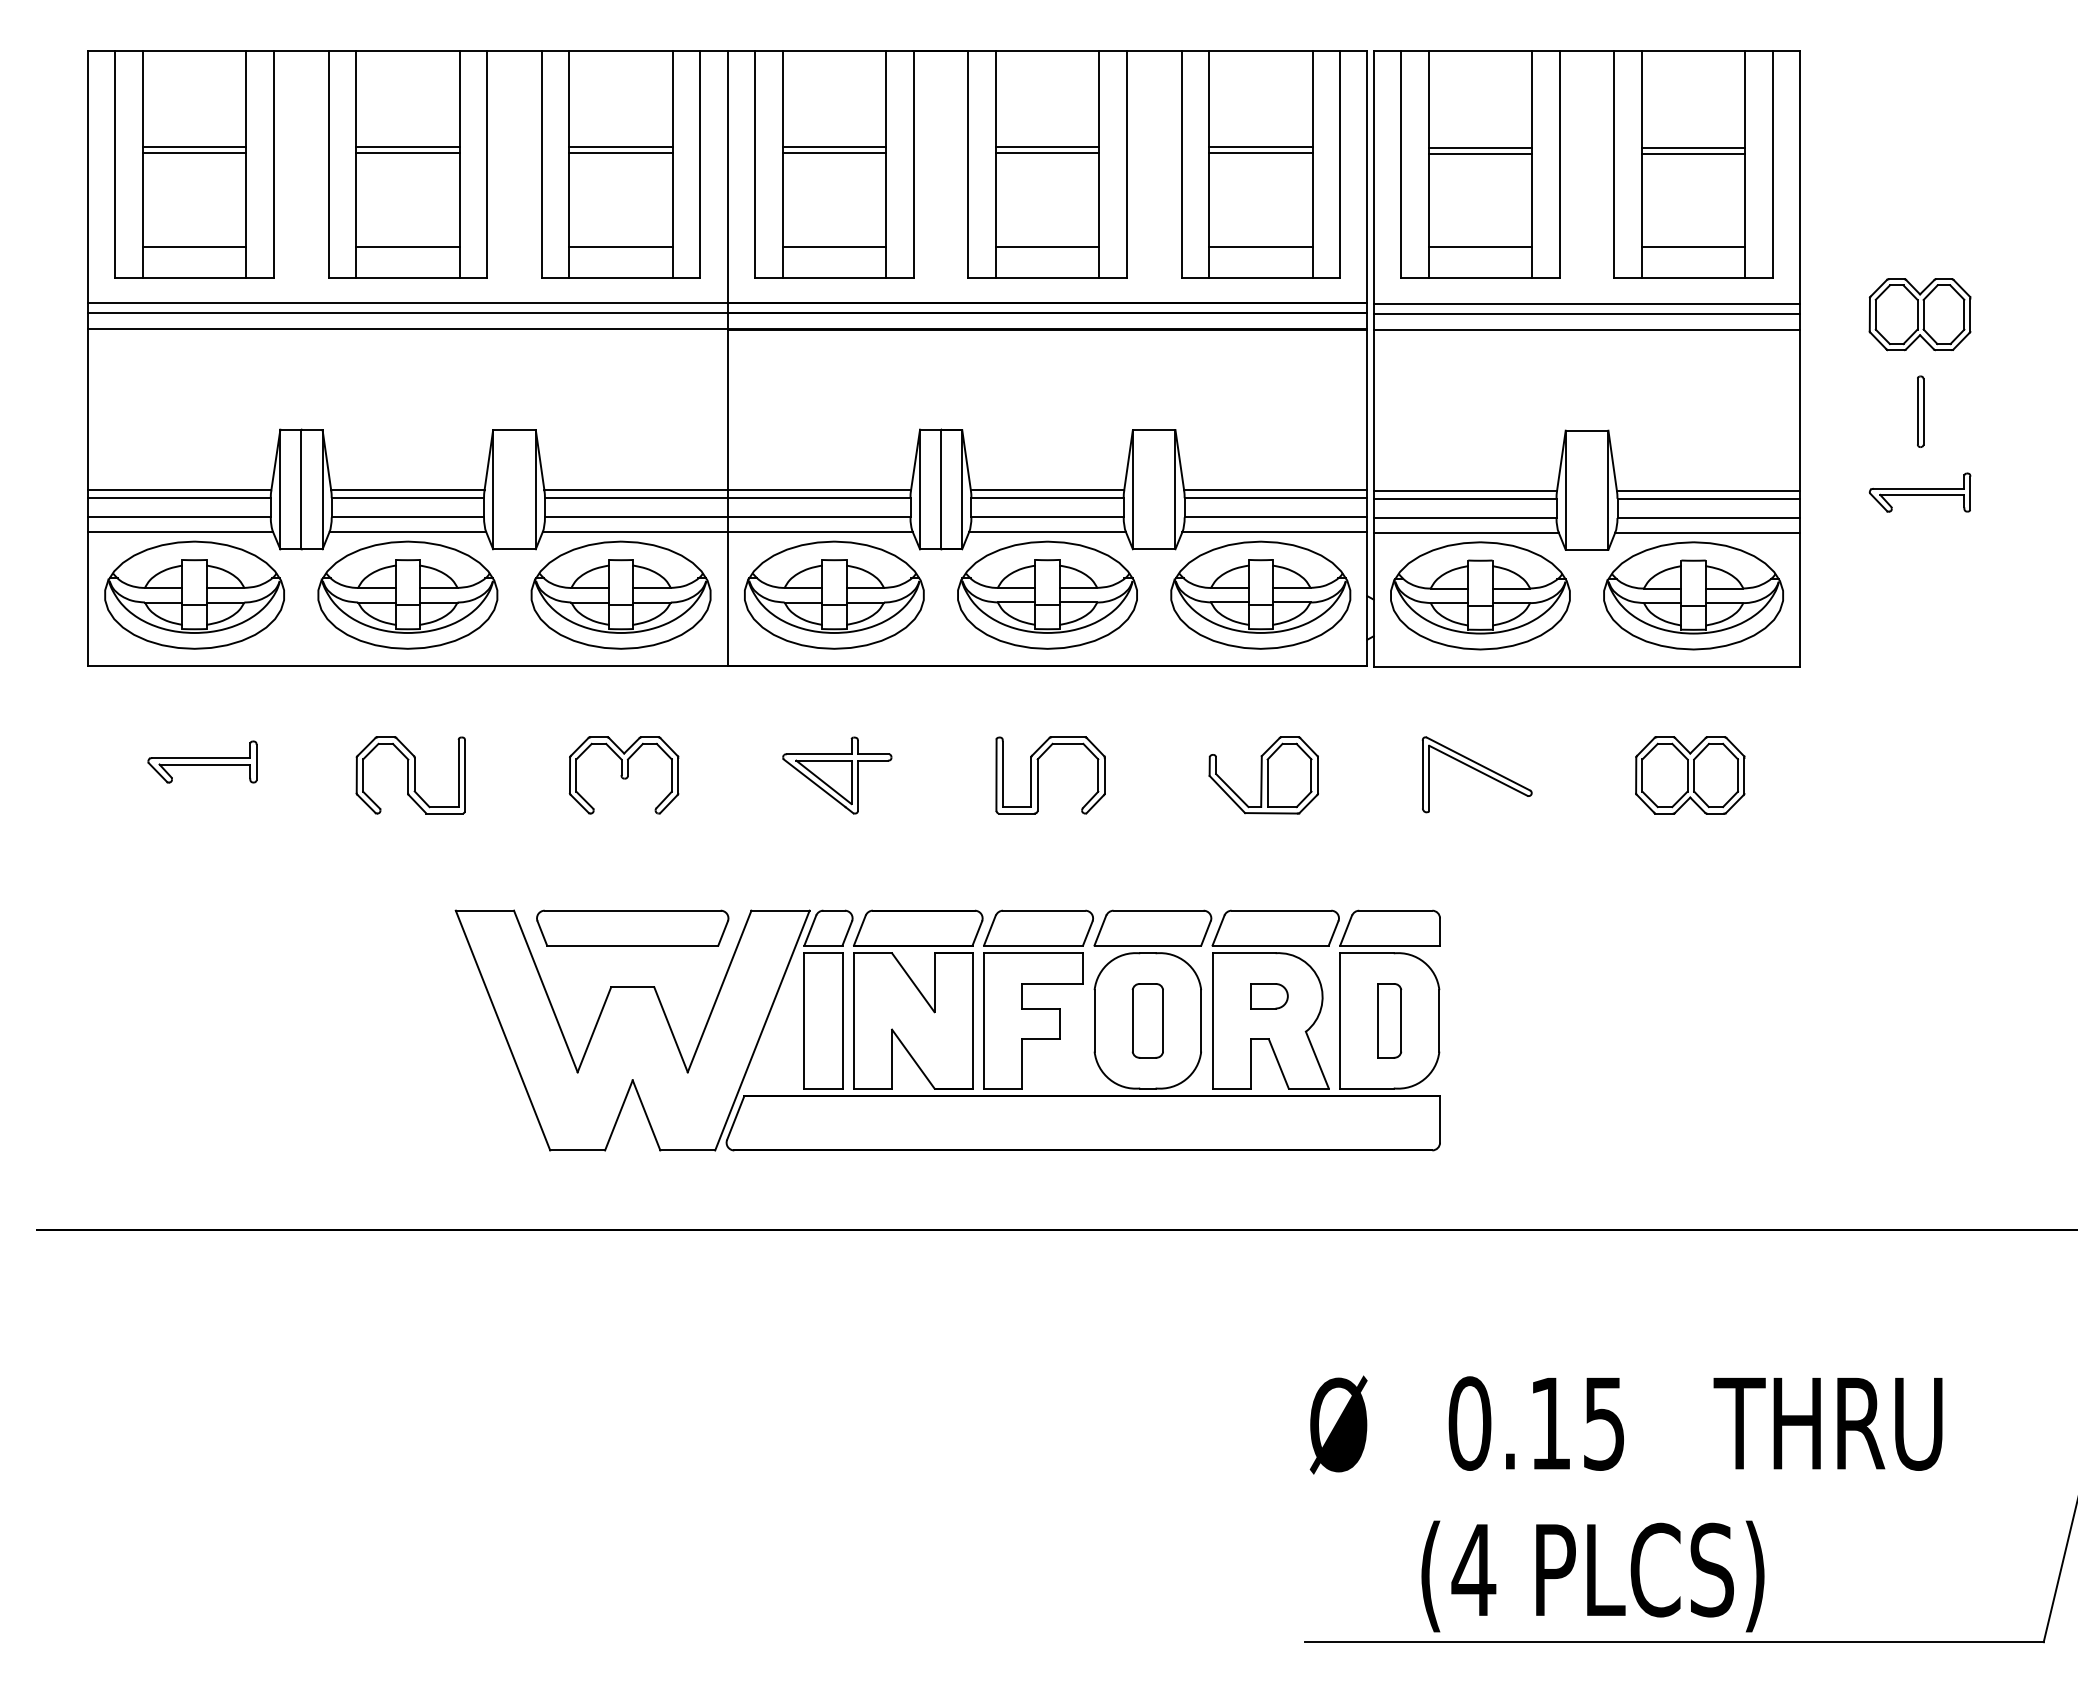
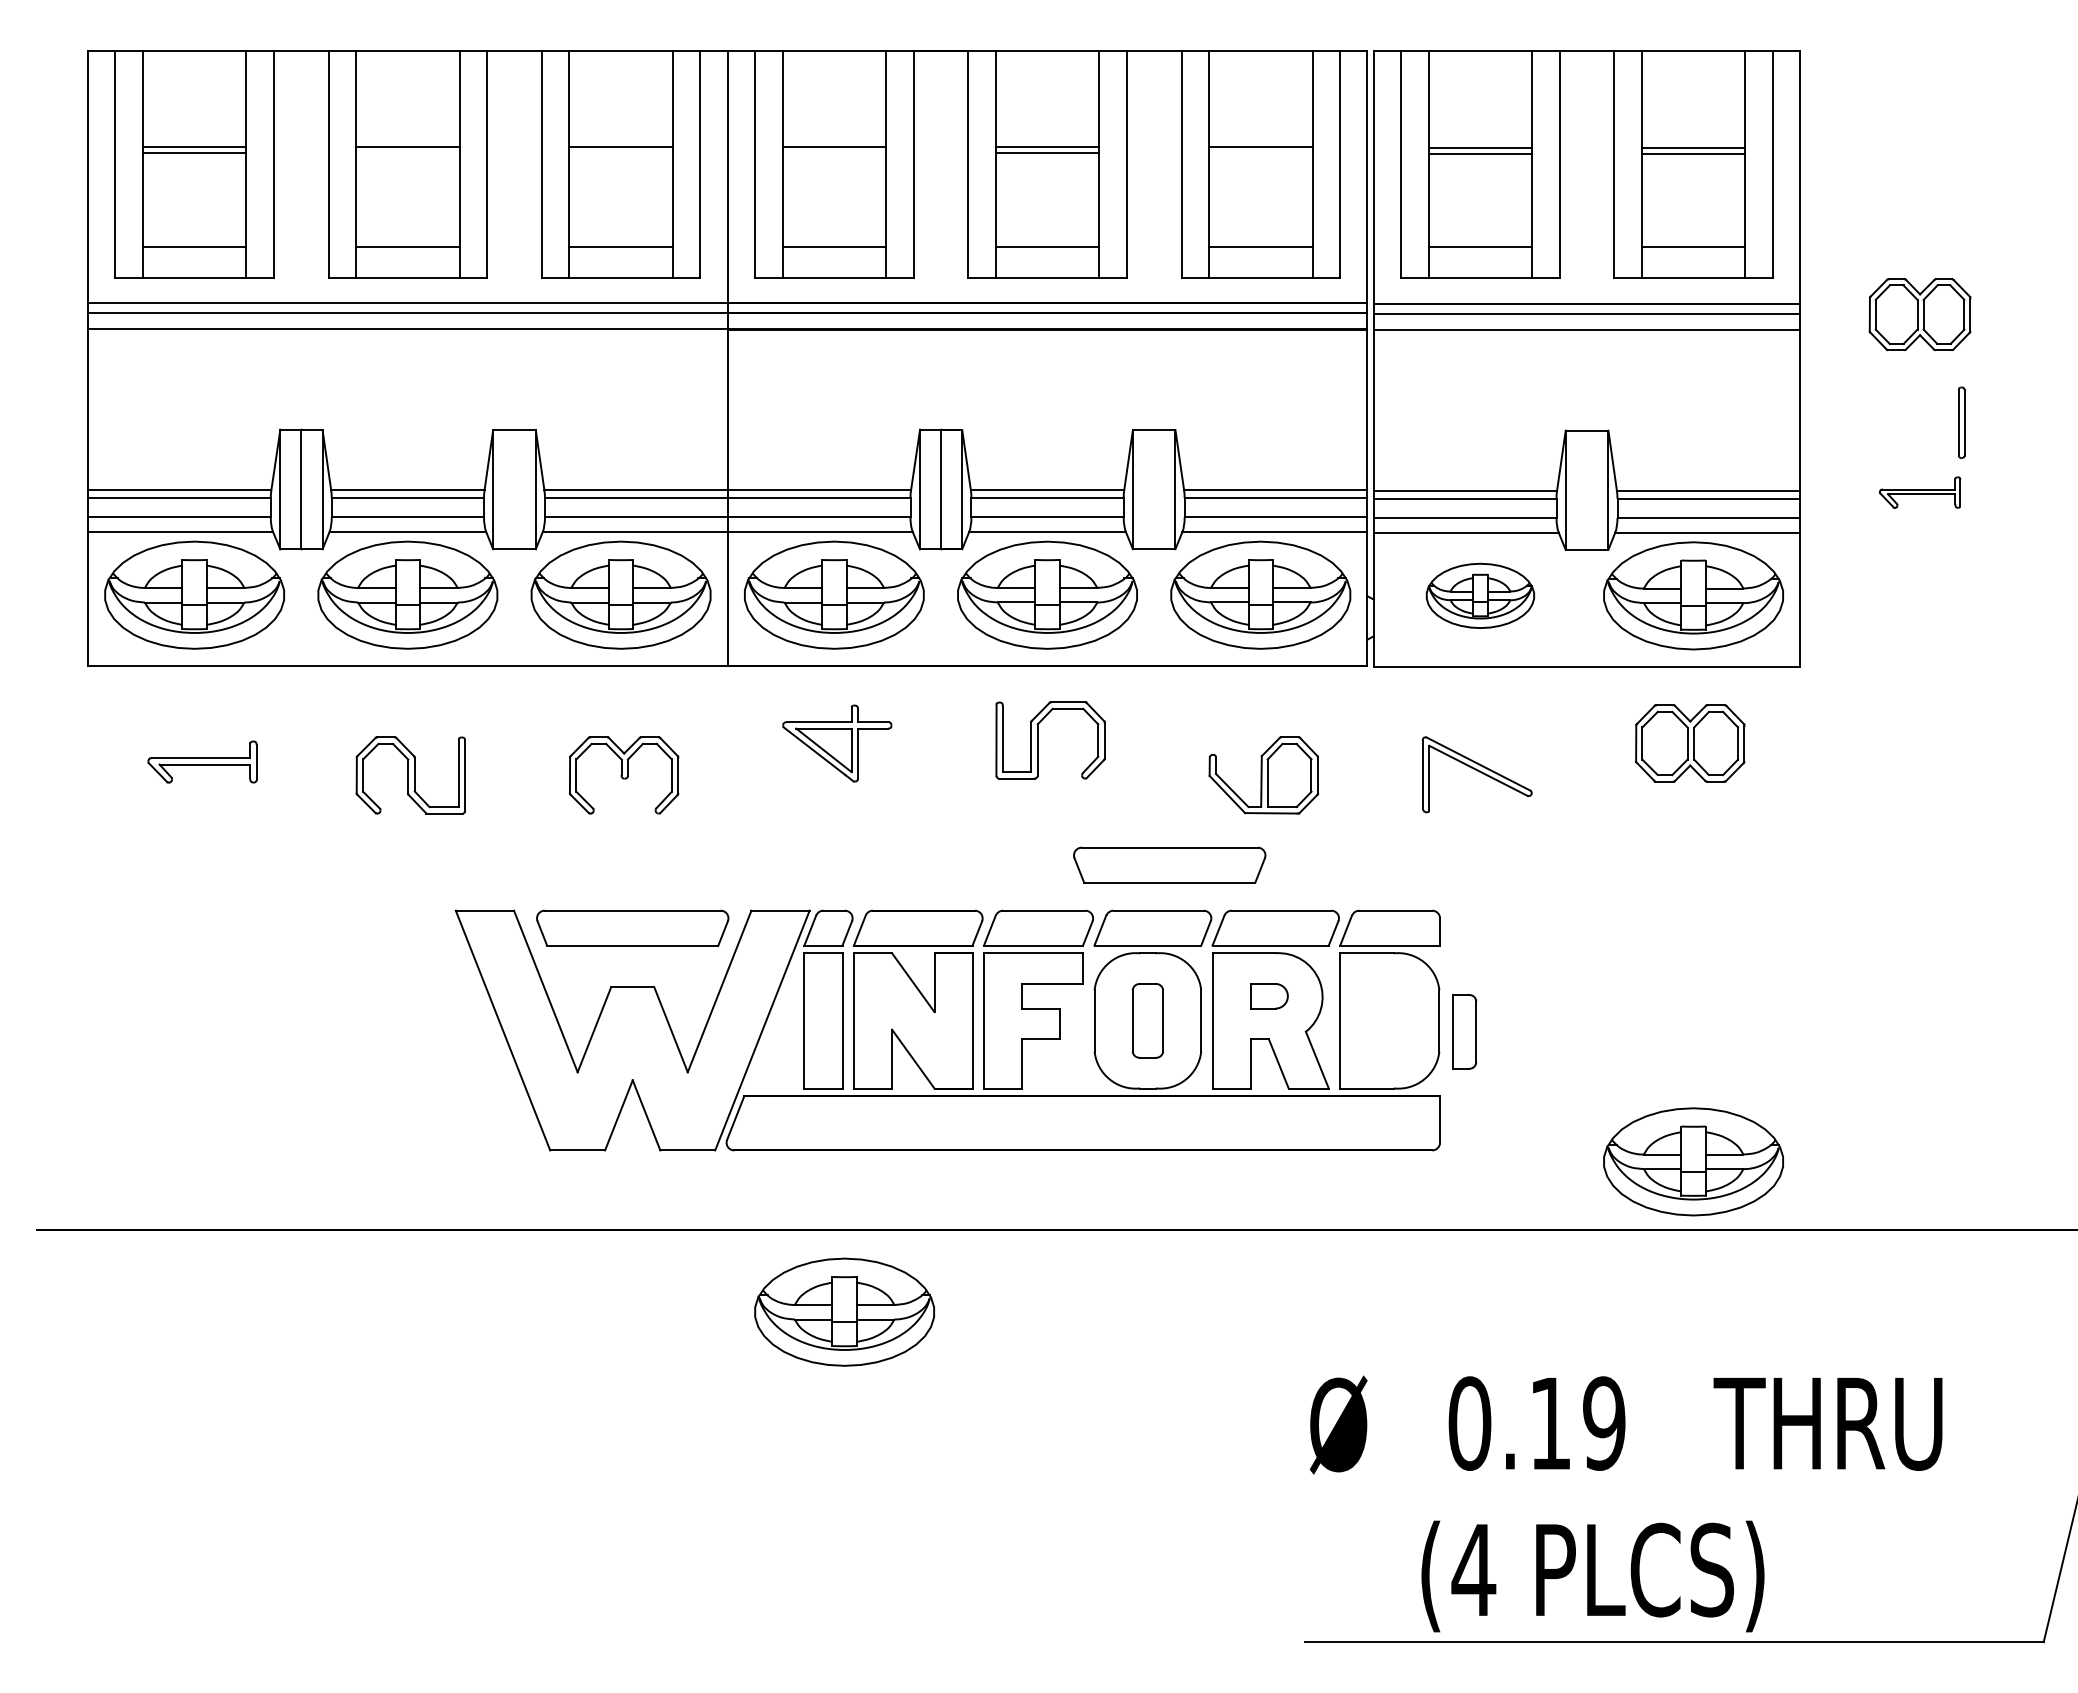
line: present -> none (407, 152)
line: present -> none (620, 152)
line: present -> none (834, 152)
line: present -> none (1260, 152)
part position: (1920, 411) -> (1961, 422) (1961, 422)
part size: 104x41 px -> 83x33 px (1920, 492)
part size: 181x110 px -> 110x67 px (1479, 595)
part position: (837, 775) -> (837, 743) (837, 743)
part position: (1038, 775) -> (1038, 740) (1038, 740)
part position: (1690, 775) -> (1690, 743) (1690, 743)
part: none -> present (1169, 864)
part position: (1389, 1020) -> (1464, 1031) (1464, 1031)
part: none -> present (1693, 1161)
part: none -> present (844, 1311)
text: 0.15 -> 0.19 (1604, 1423)
